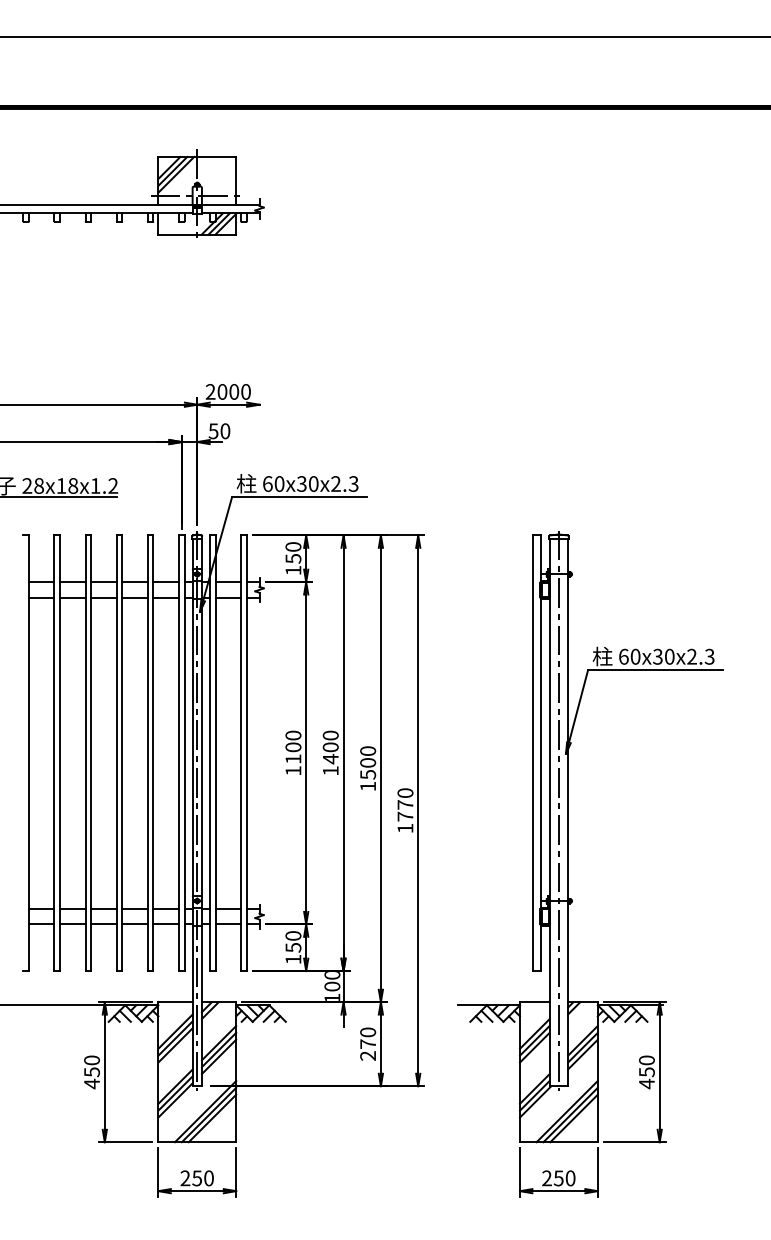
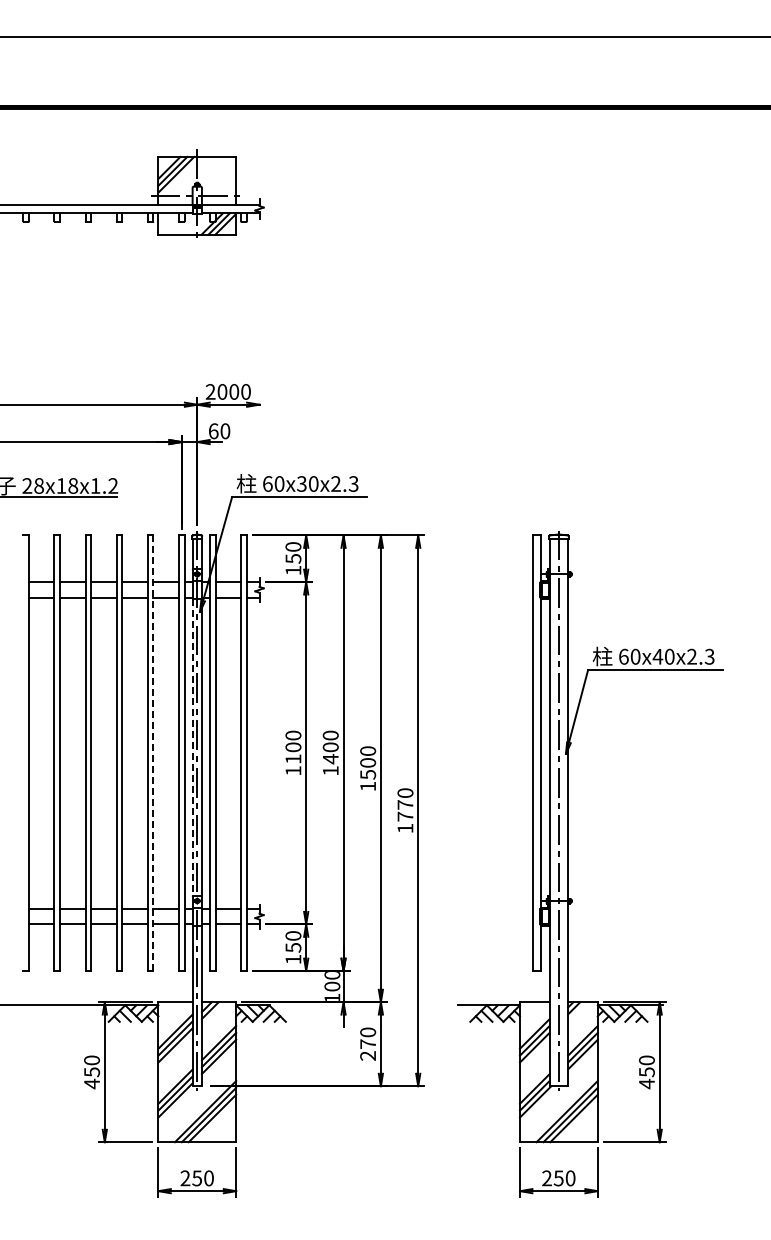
text: 50 -> 60 (213, 431)
text: 60x30x2.3 -> 60x40x2.3 (657, 656)
line: solid -> dashed (192, 747)
line: solid -> dashed (153, 753)
